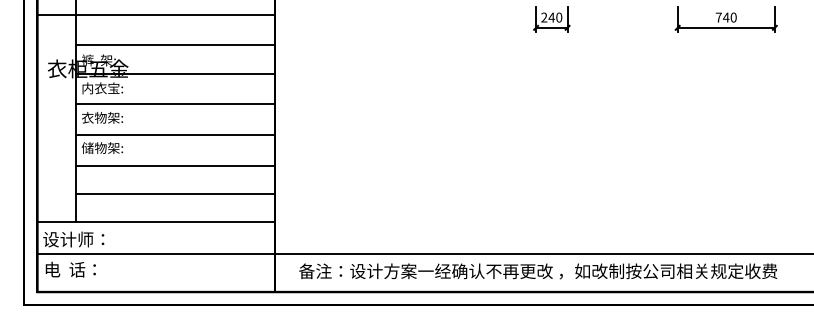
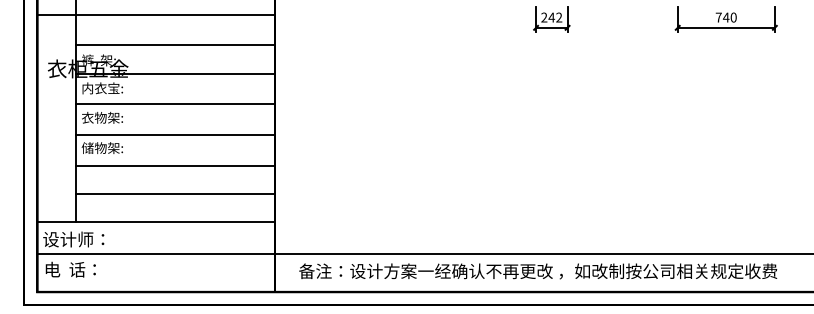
text: 240 -> 242 (559, 17)
